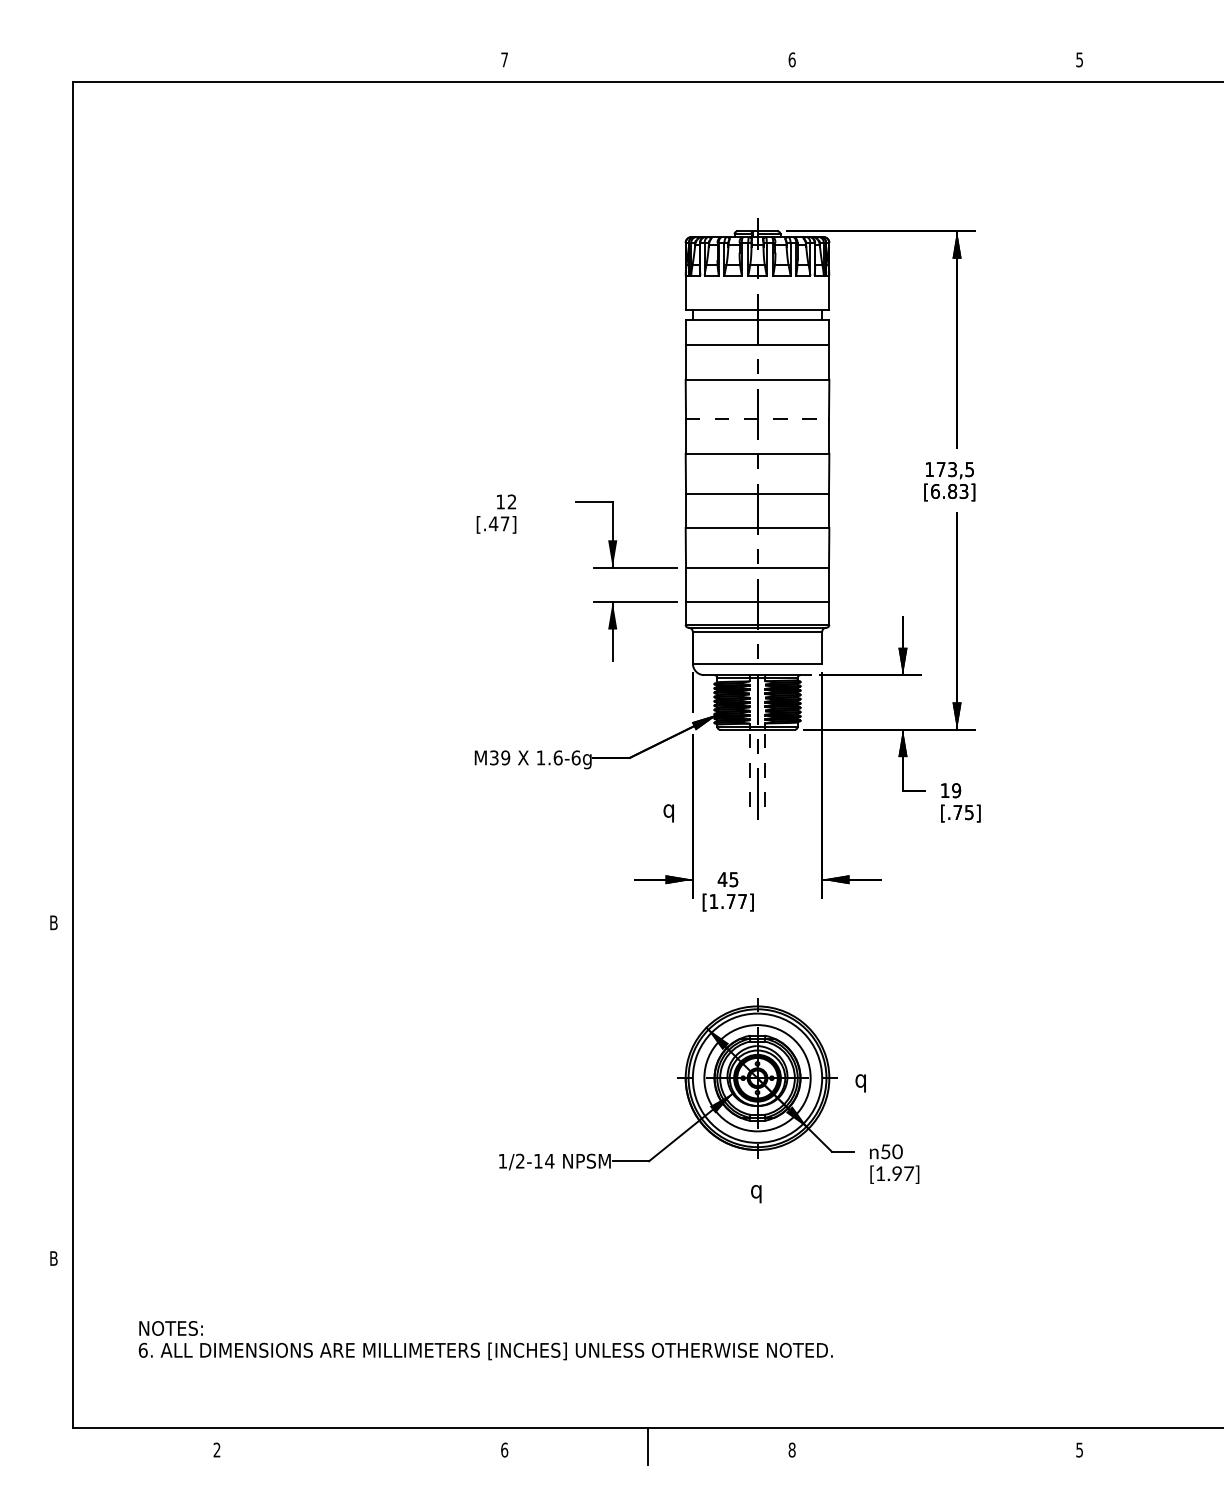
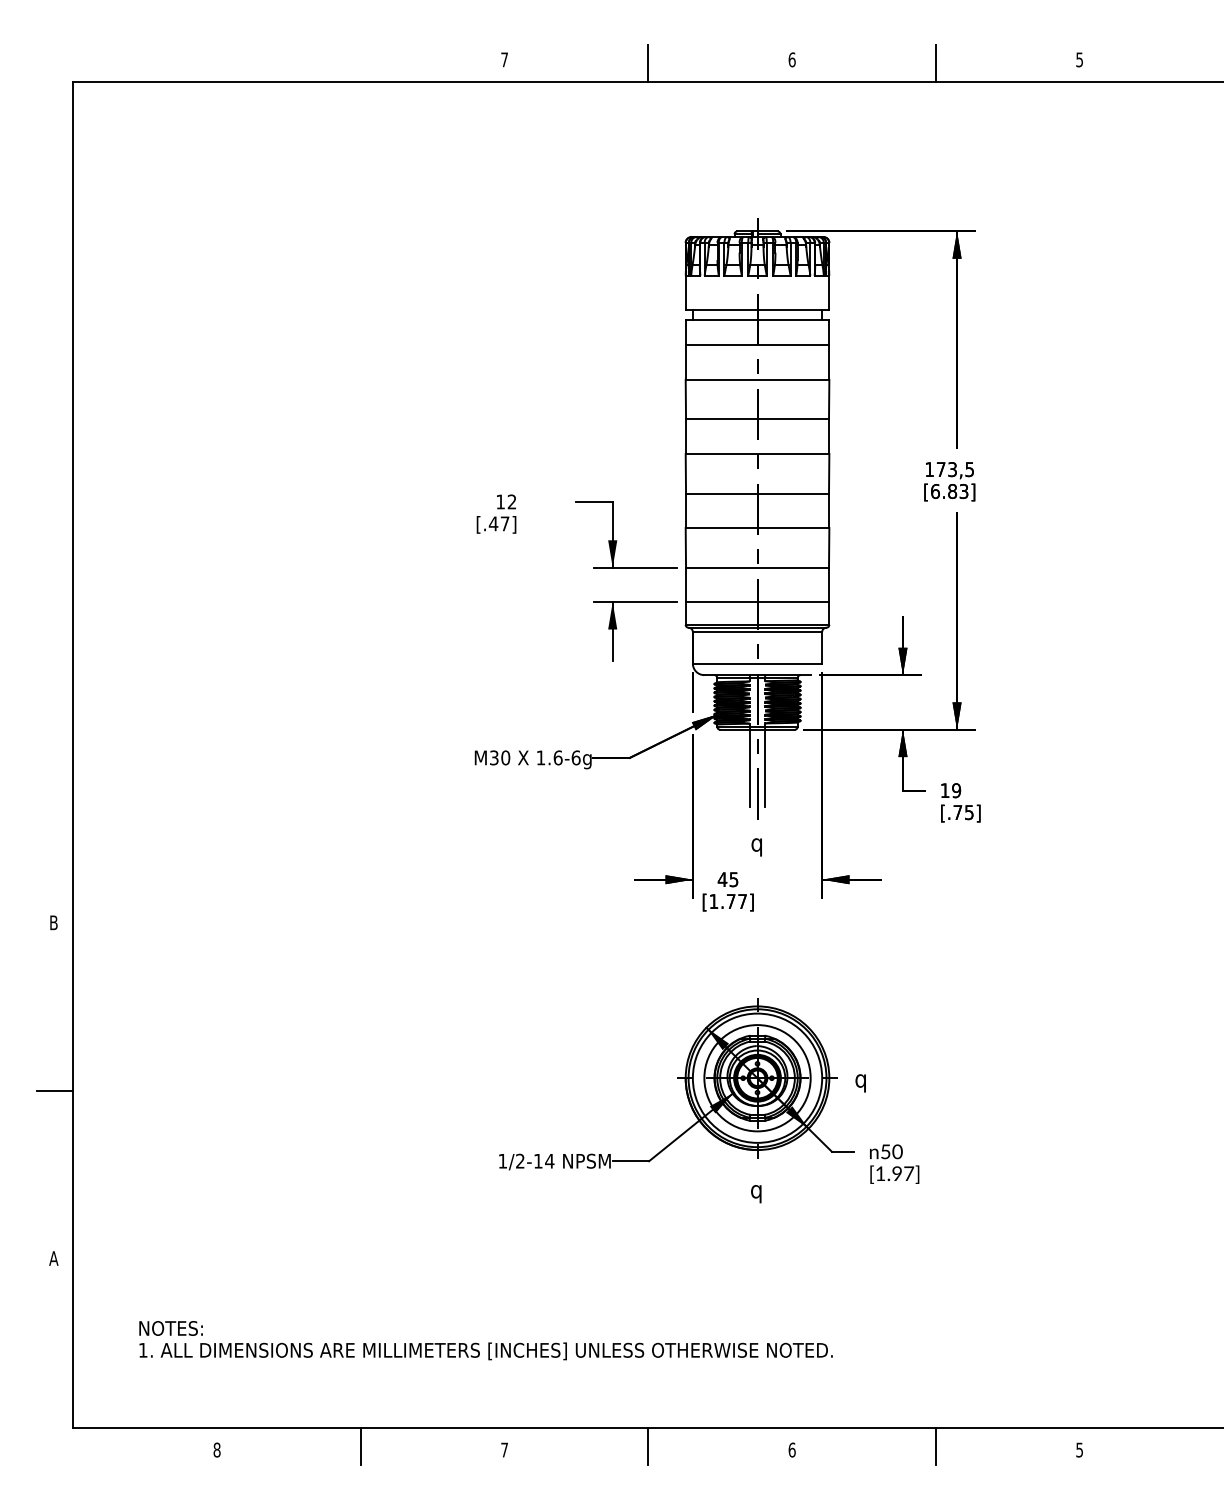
line: none -> present (648, 63)
line: none -> present (935, 63)
line: dashed -> solid (757, 419)
text: M39 -> M30 (505, 757)
line: dashed -> solid (749, 767)
line: dashed -> solid (765, 767)
text position: (668, 813) -> (756, 847) (756, 847)
line: none -> present (54, 1090)
text: B -> A (53, 1258)
text: 6. -> 1. (142, 1349)
line: none -> present (360, 1446)
line: none -> present (935, 1446)
text: 2 -> 8 (216, 1449)
text: 6 -> 7 (504, 1449)
text: 8 -> 6 (791, 1449)
